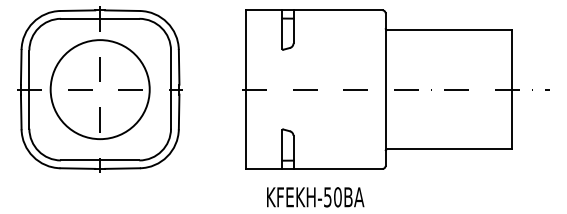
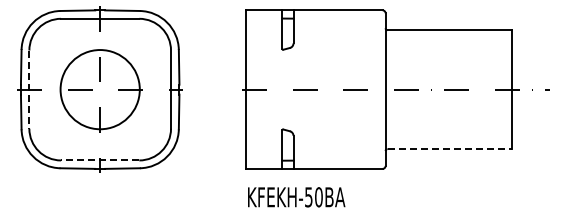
circle diameter: 99 px -> 79 px (99, 89)
line: solid -> dashed (29, 90)
line: solid -> dashed (450, 149)
line: solid -> dashed (99, 160)
text position: (315, 197) -> (296, 197) (296, 197)
